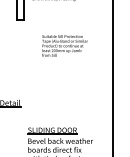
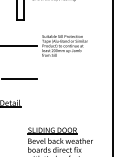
line: none -> present (19, 45)
line: none -> present (19, 79)
